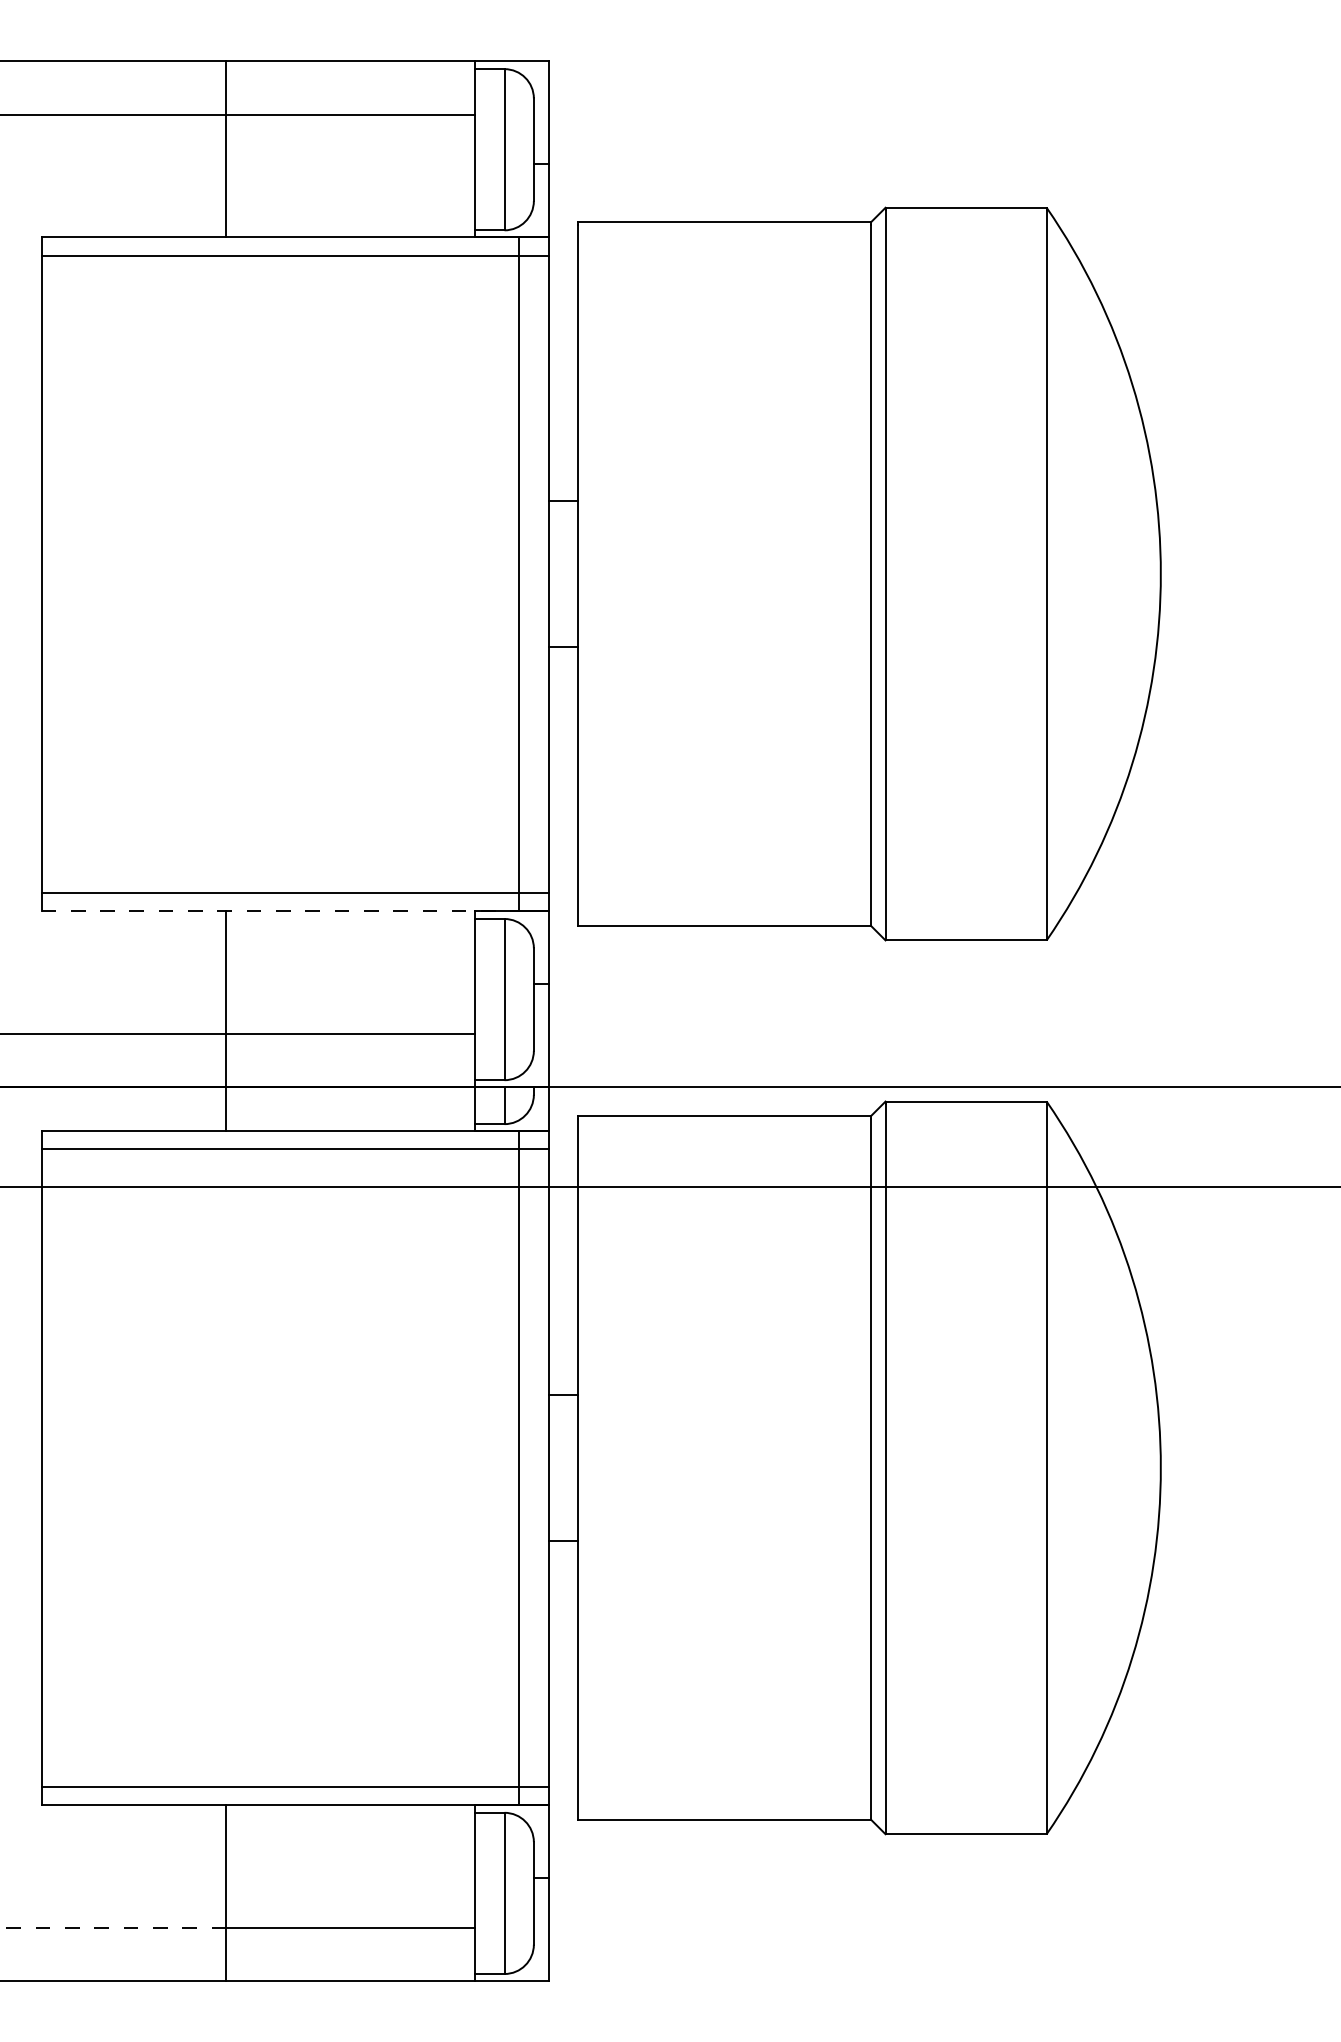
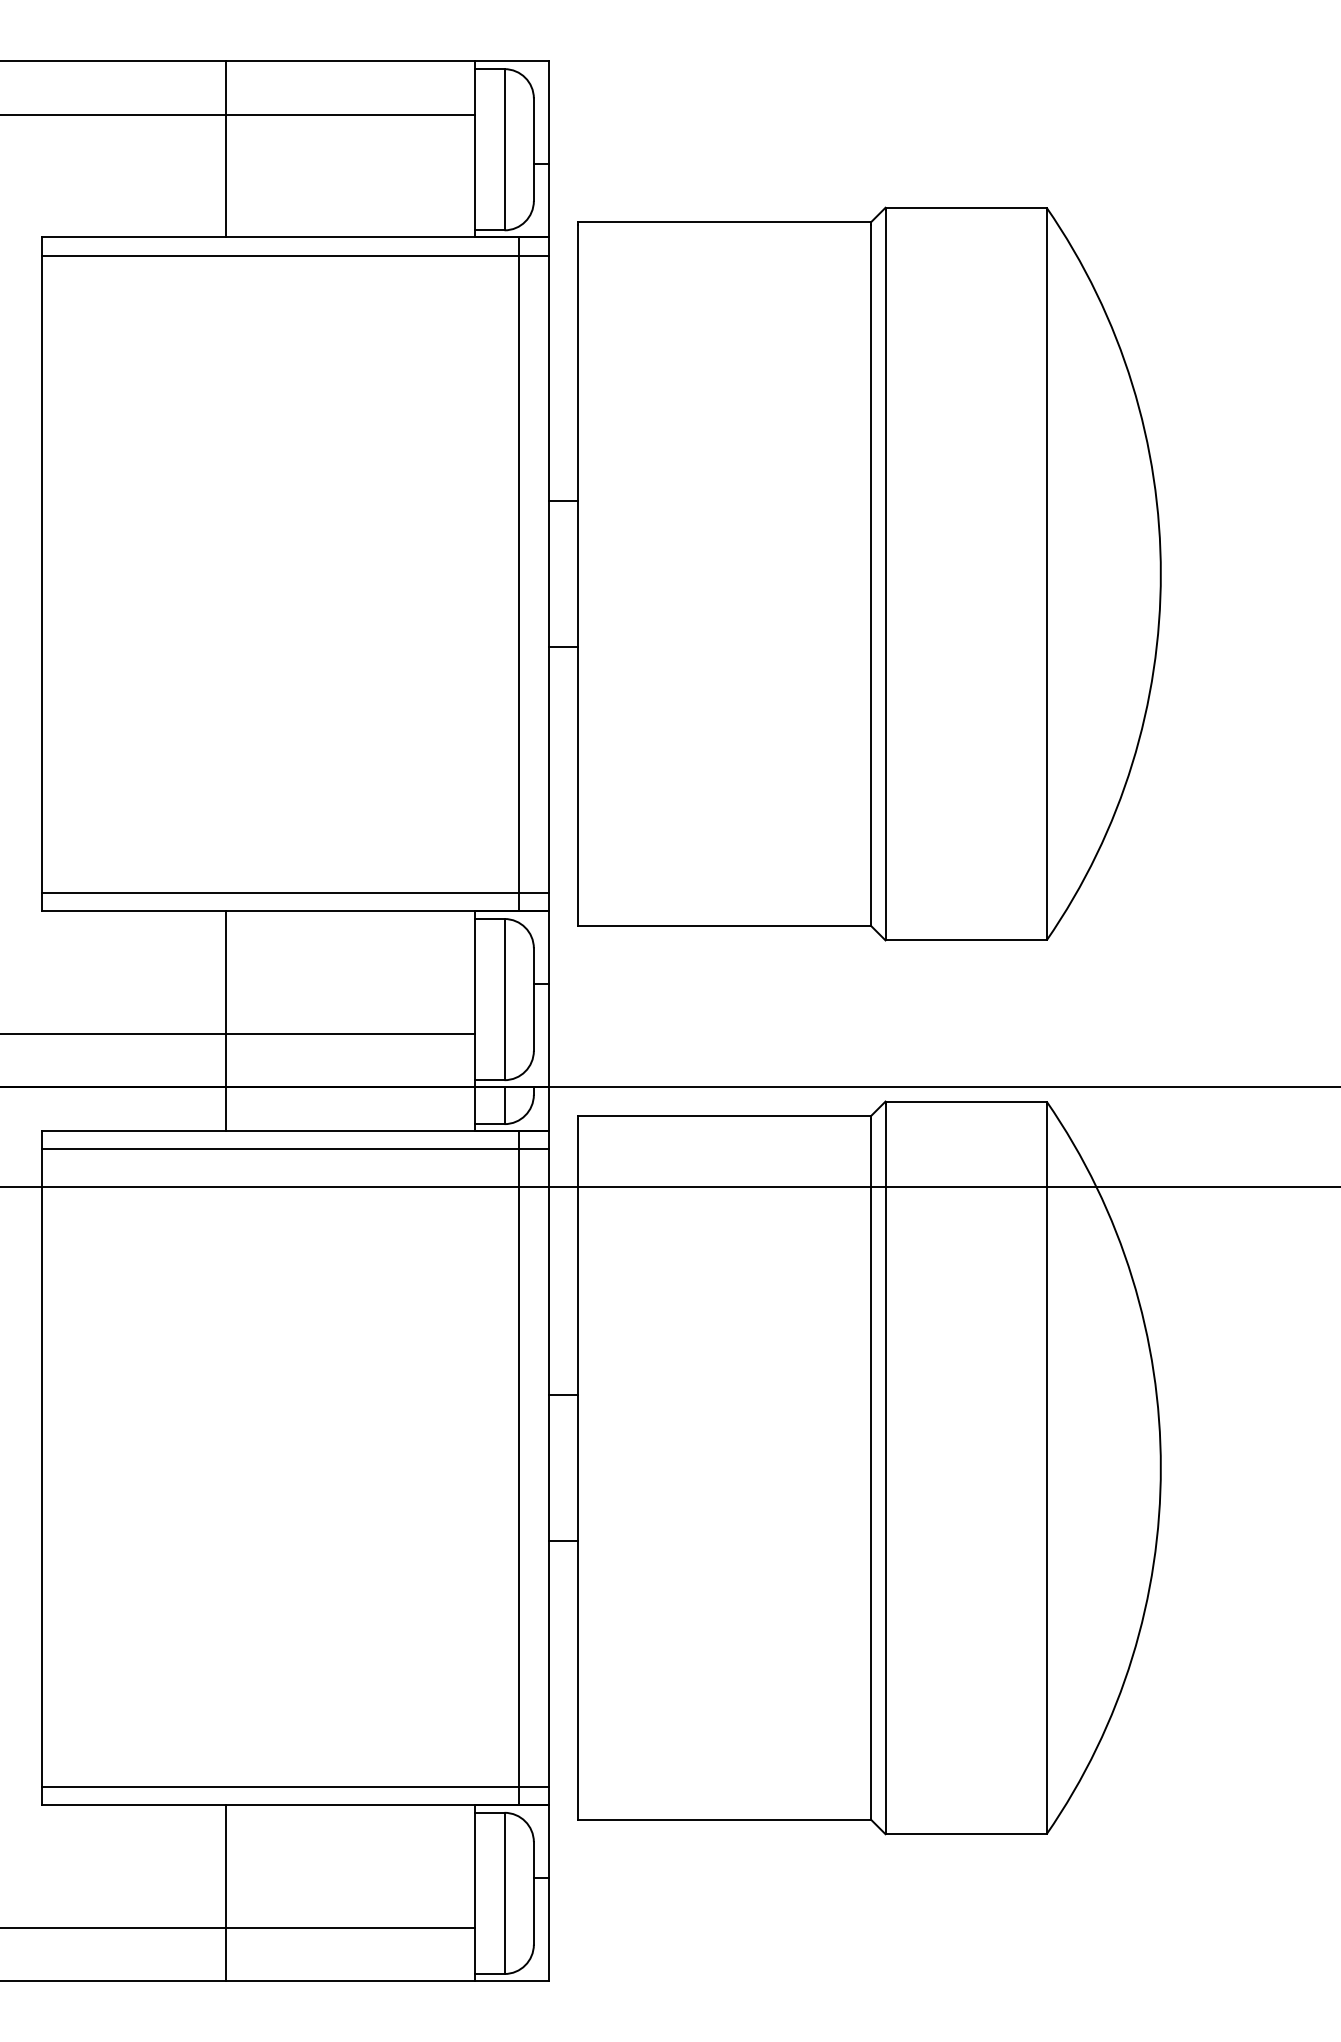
line: dashed -> solid (280, 911)
line: dashed -> solid (113, 1927)
